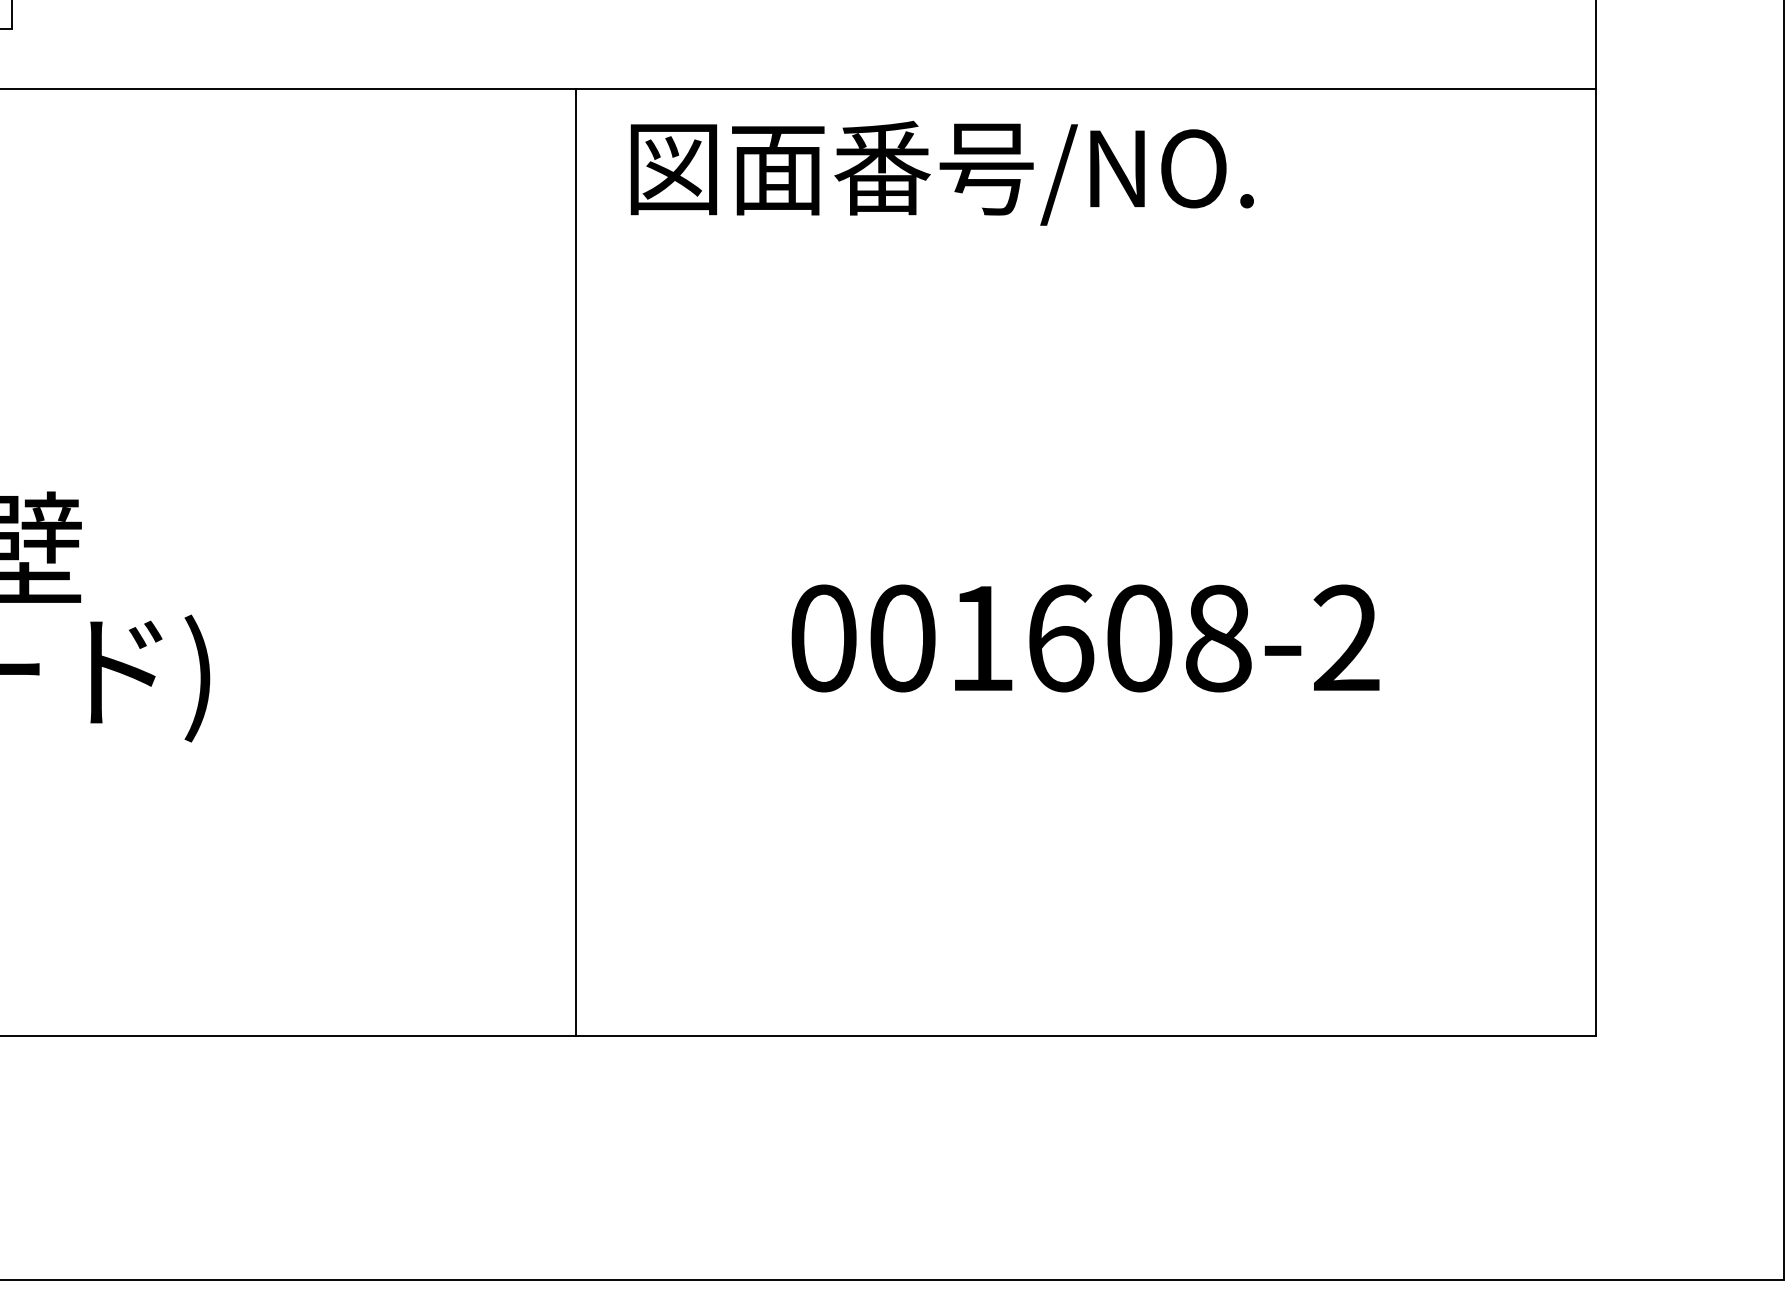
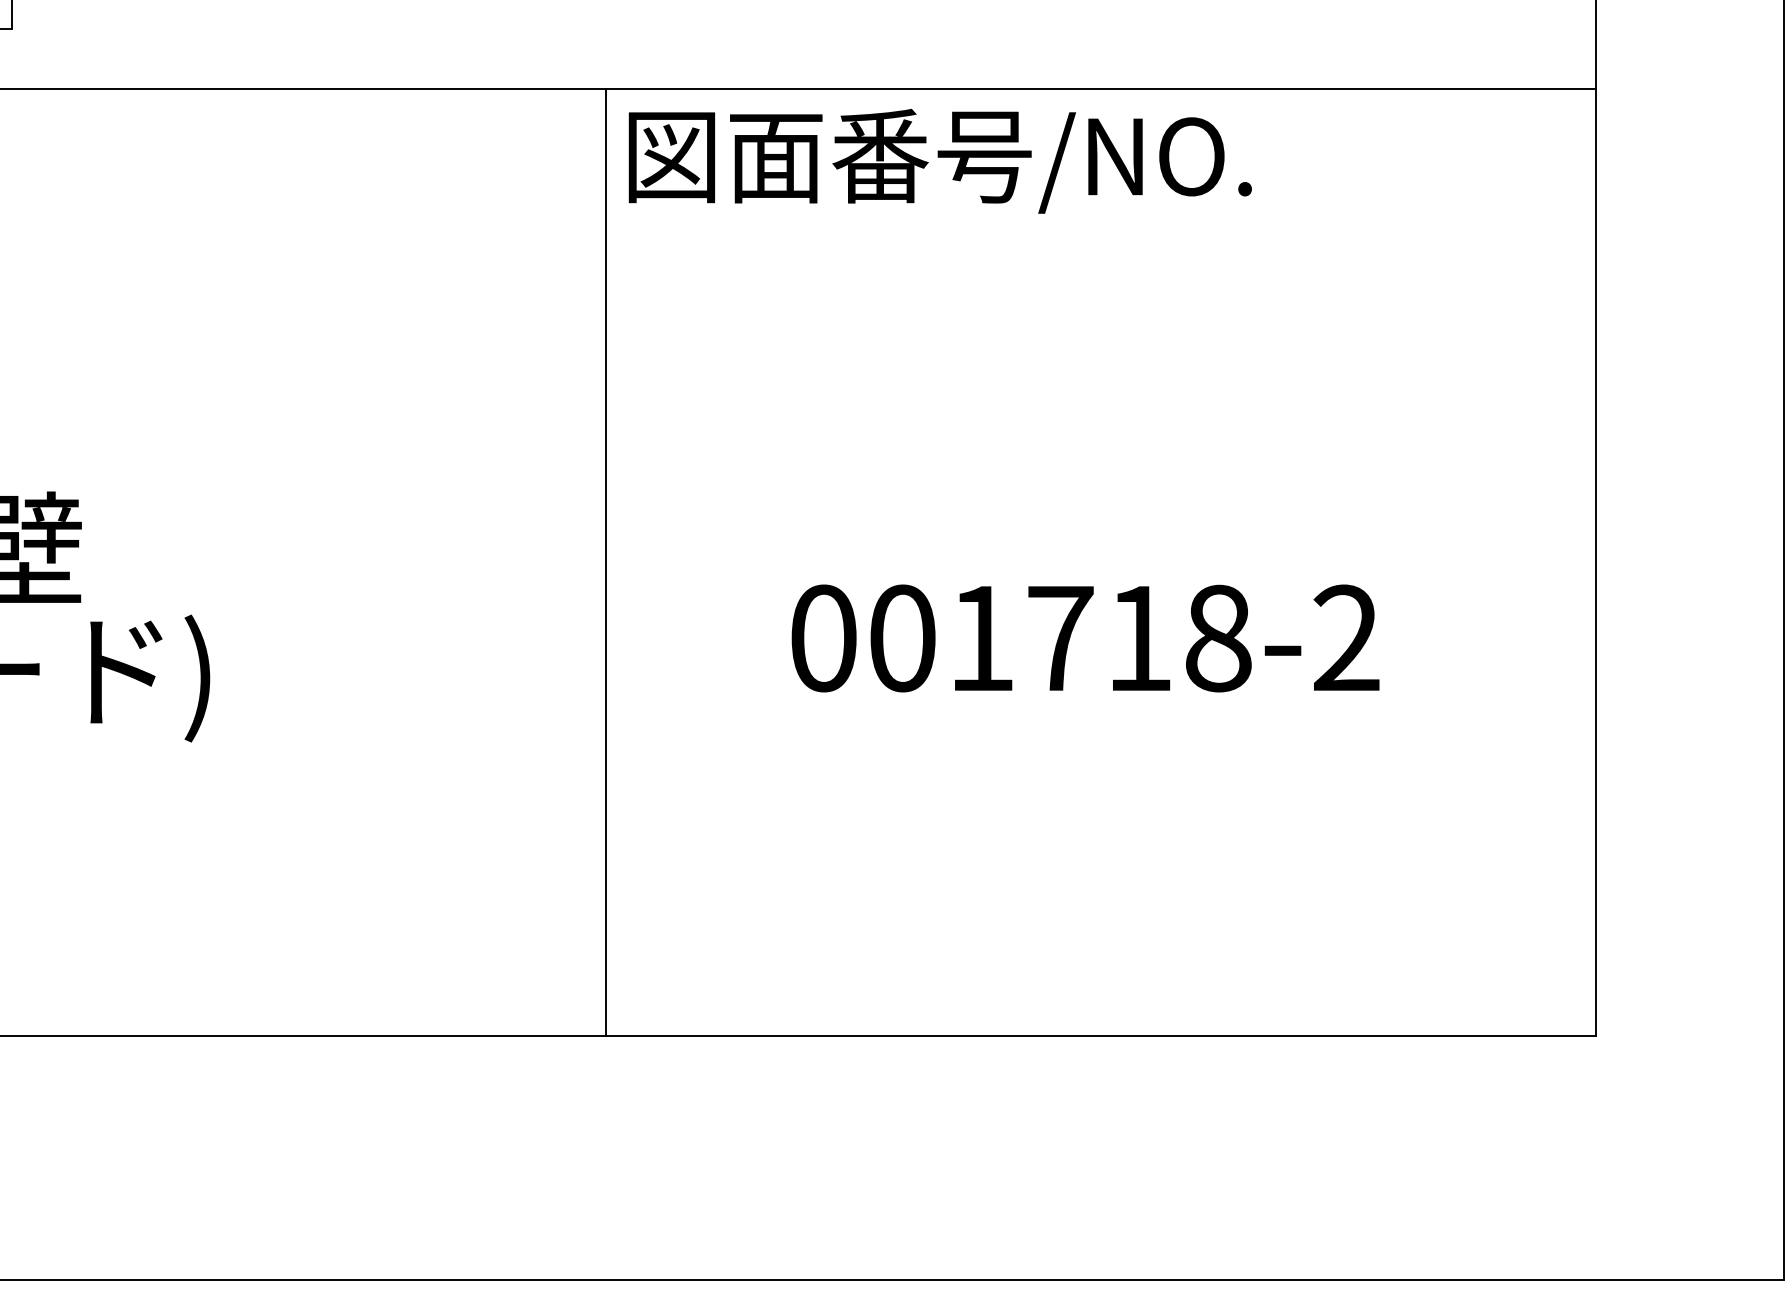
text position: (941, 172) -> (939, 160) (939, 160)
line position: (575, 562) -> (605, 562) (605, 562)
text: 001608-2 -> 001718-2 (1100, 638)
